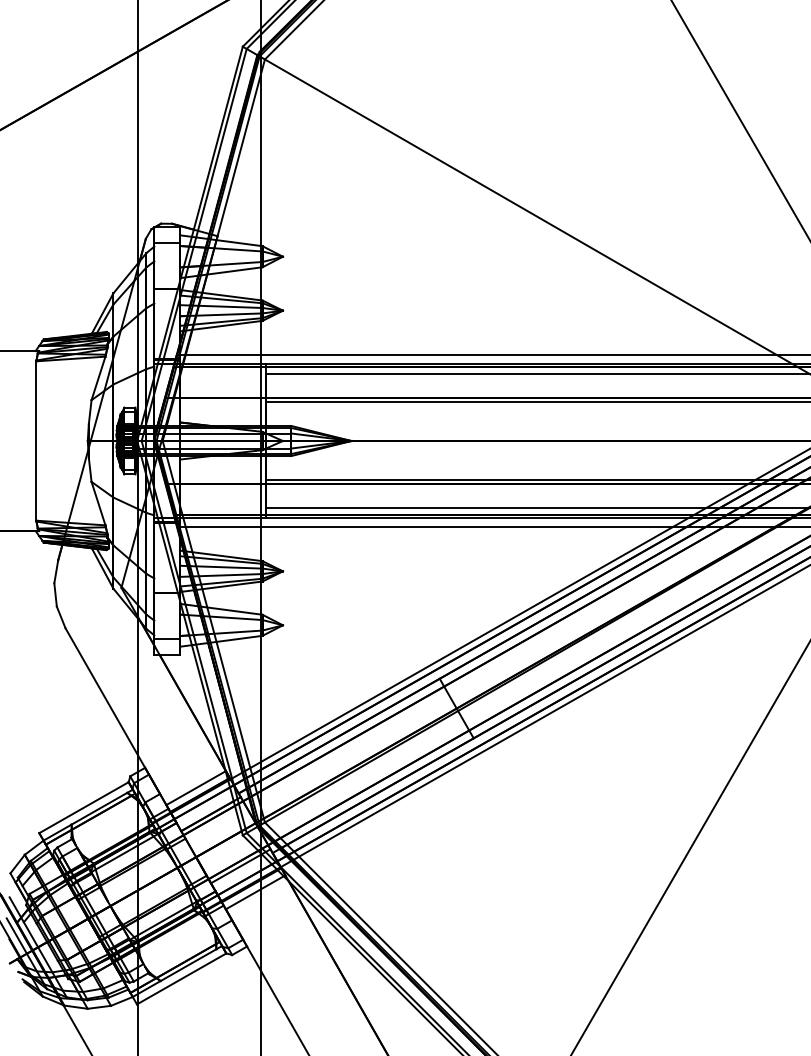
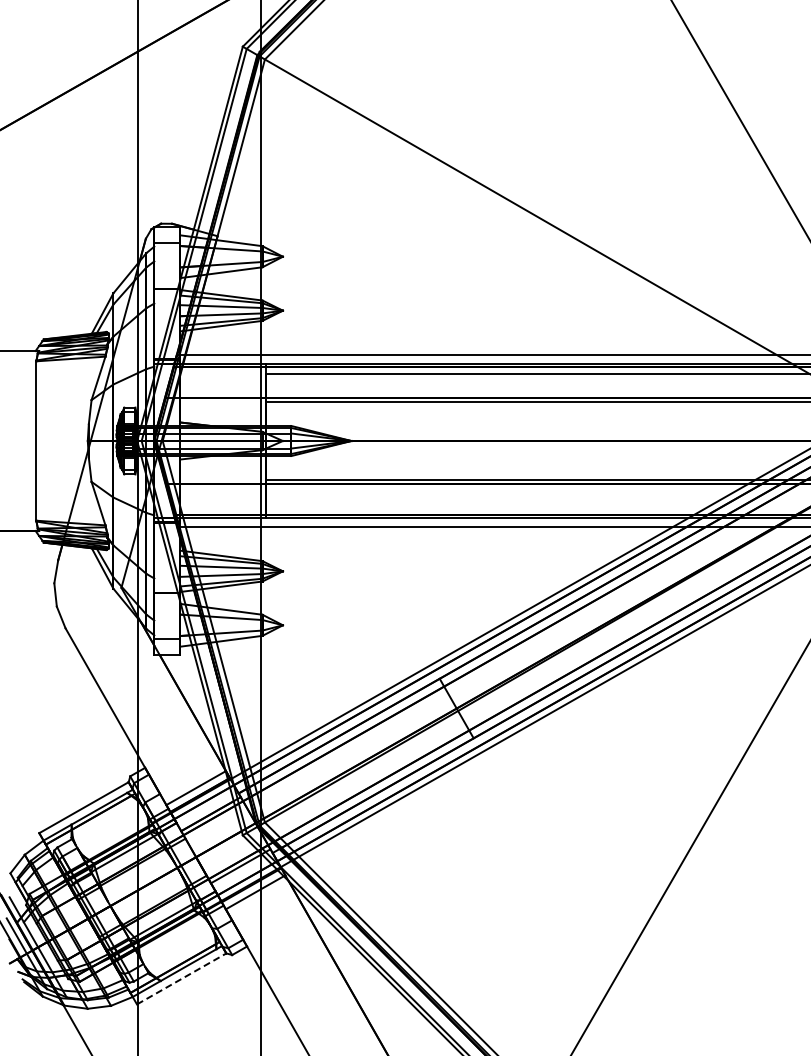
line: present -> none (536, 507)
line: solid -> dashed (182, 978)
